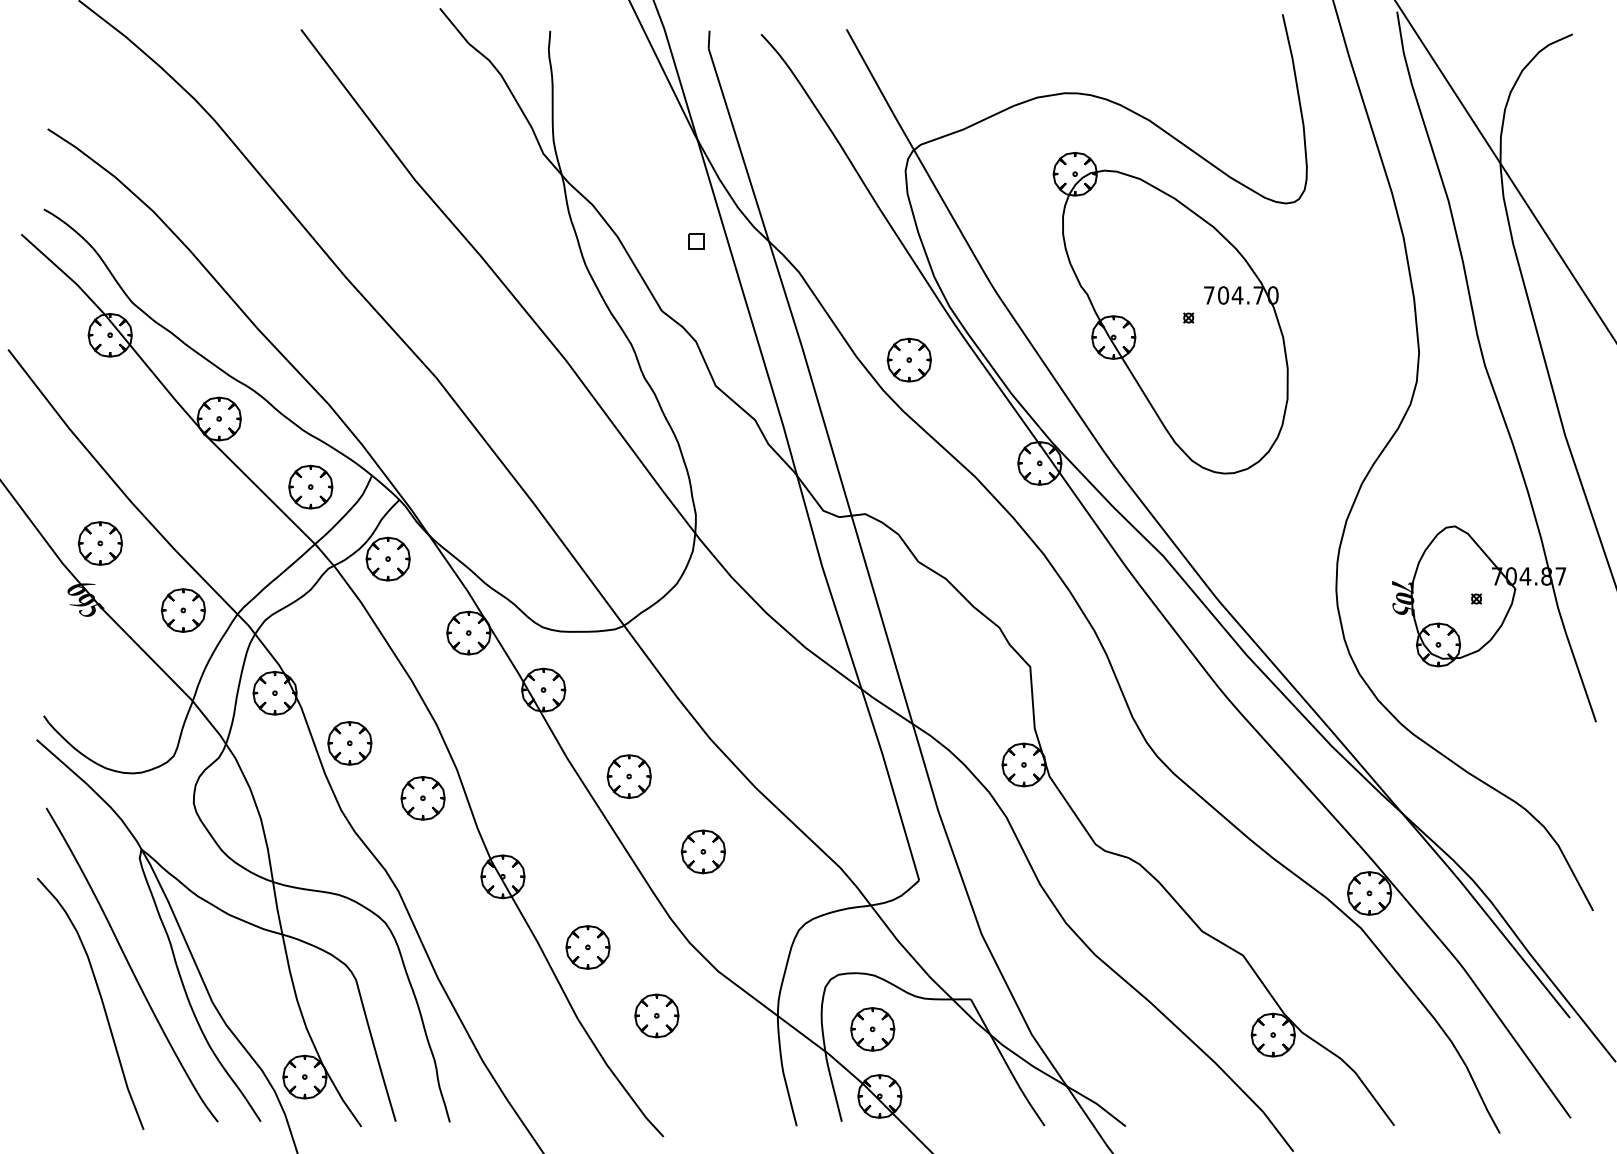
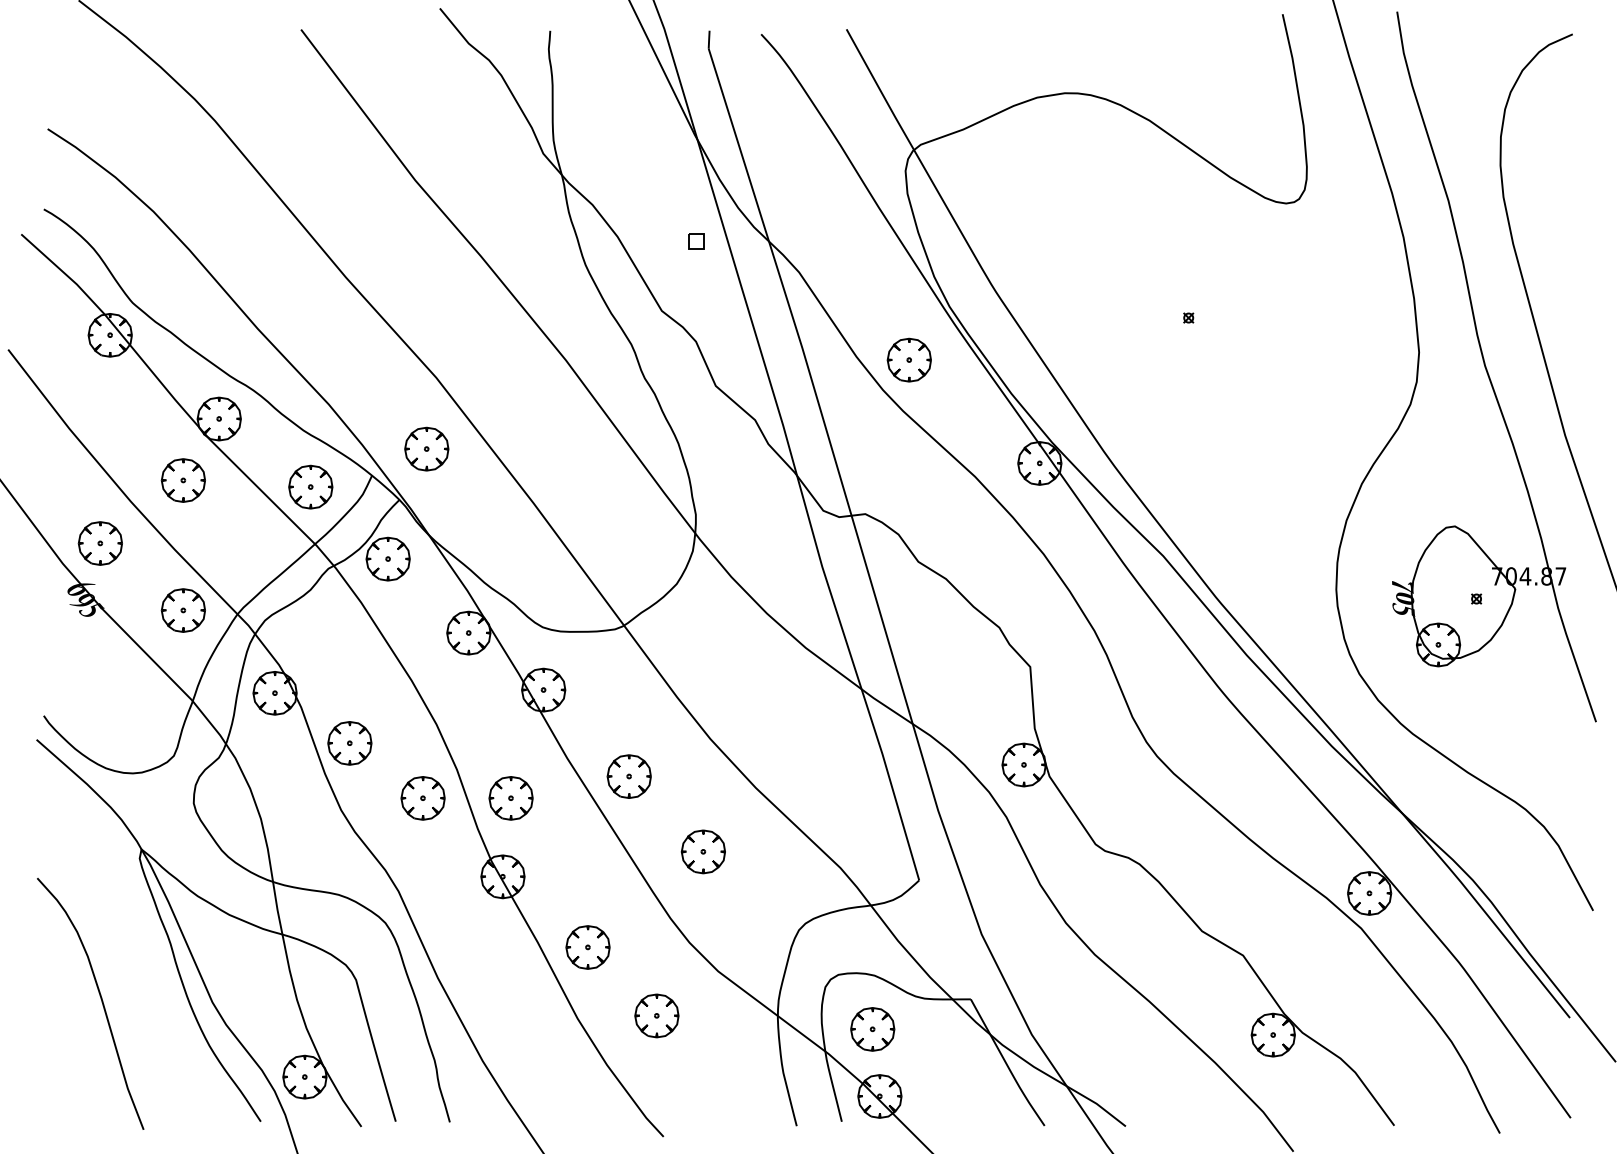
line: present -> none (1504, 170)
part: present -> none (1170, 313)
part: none -> present (426, 448)
part: none -> present (182, 480)
part: none -> present (510, 798)
curve: present -> none (130, 964)
